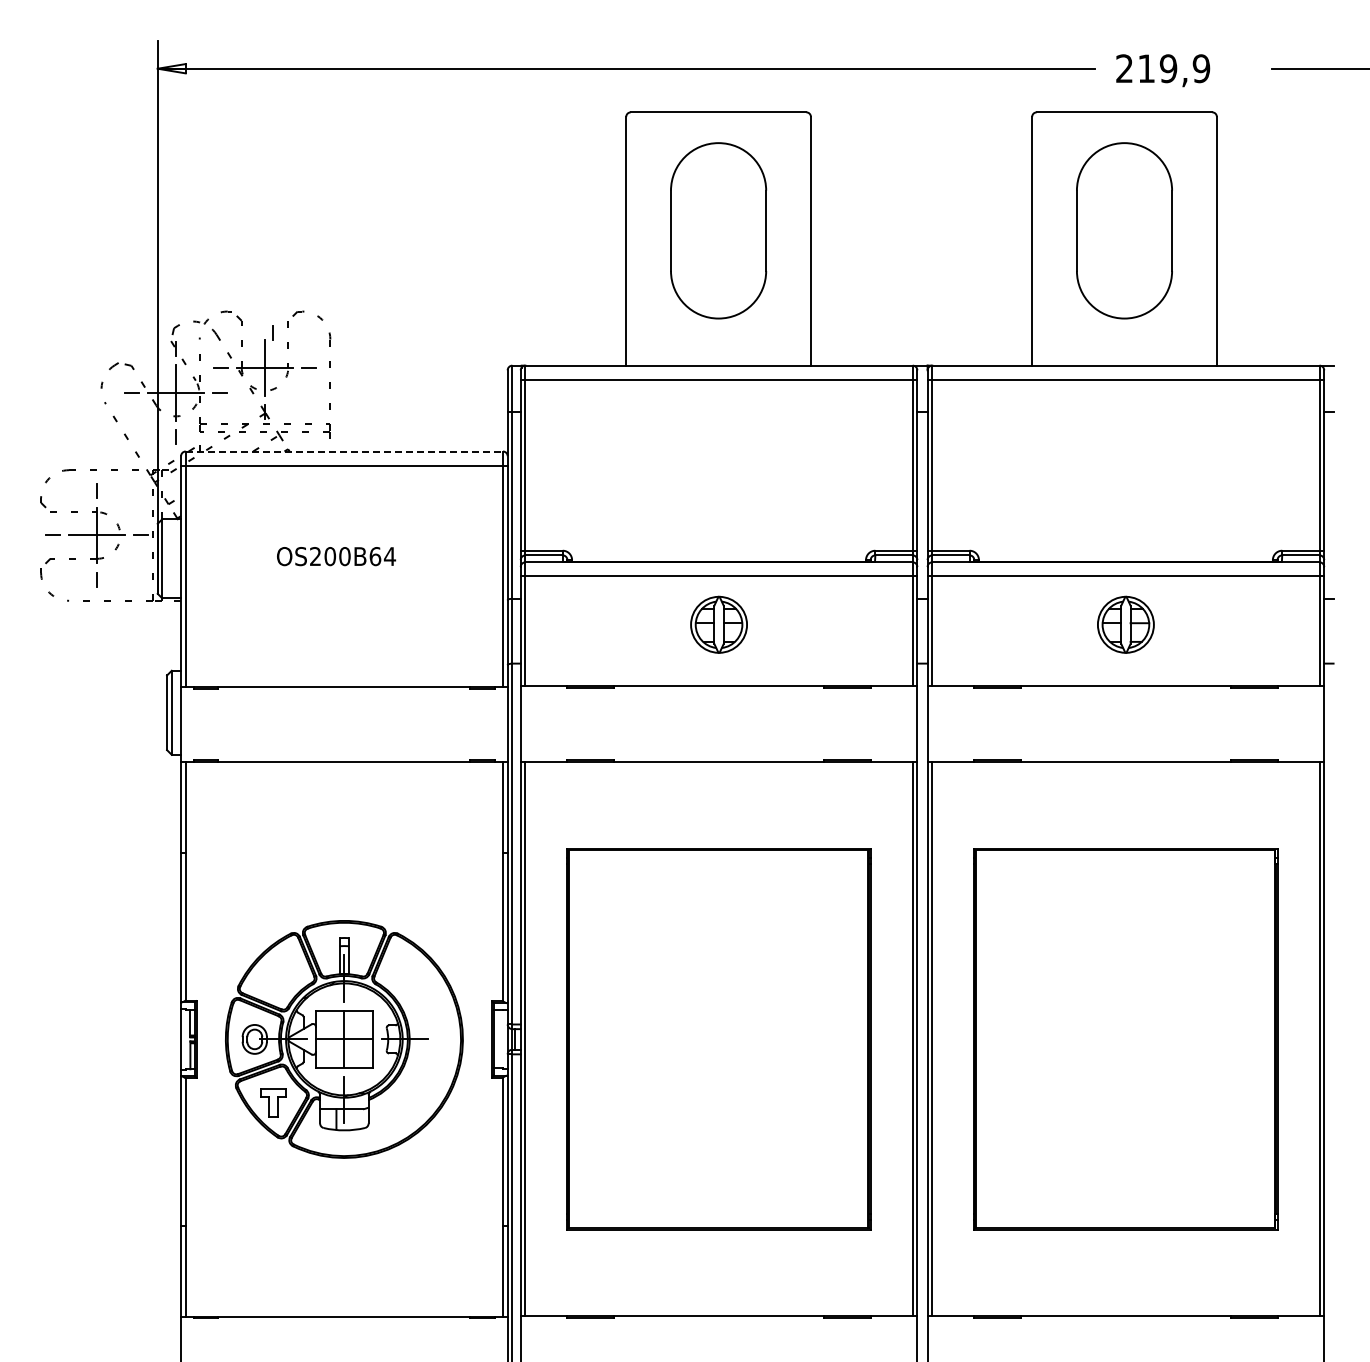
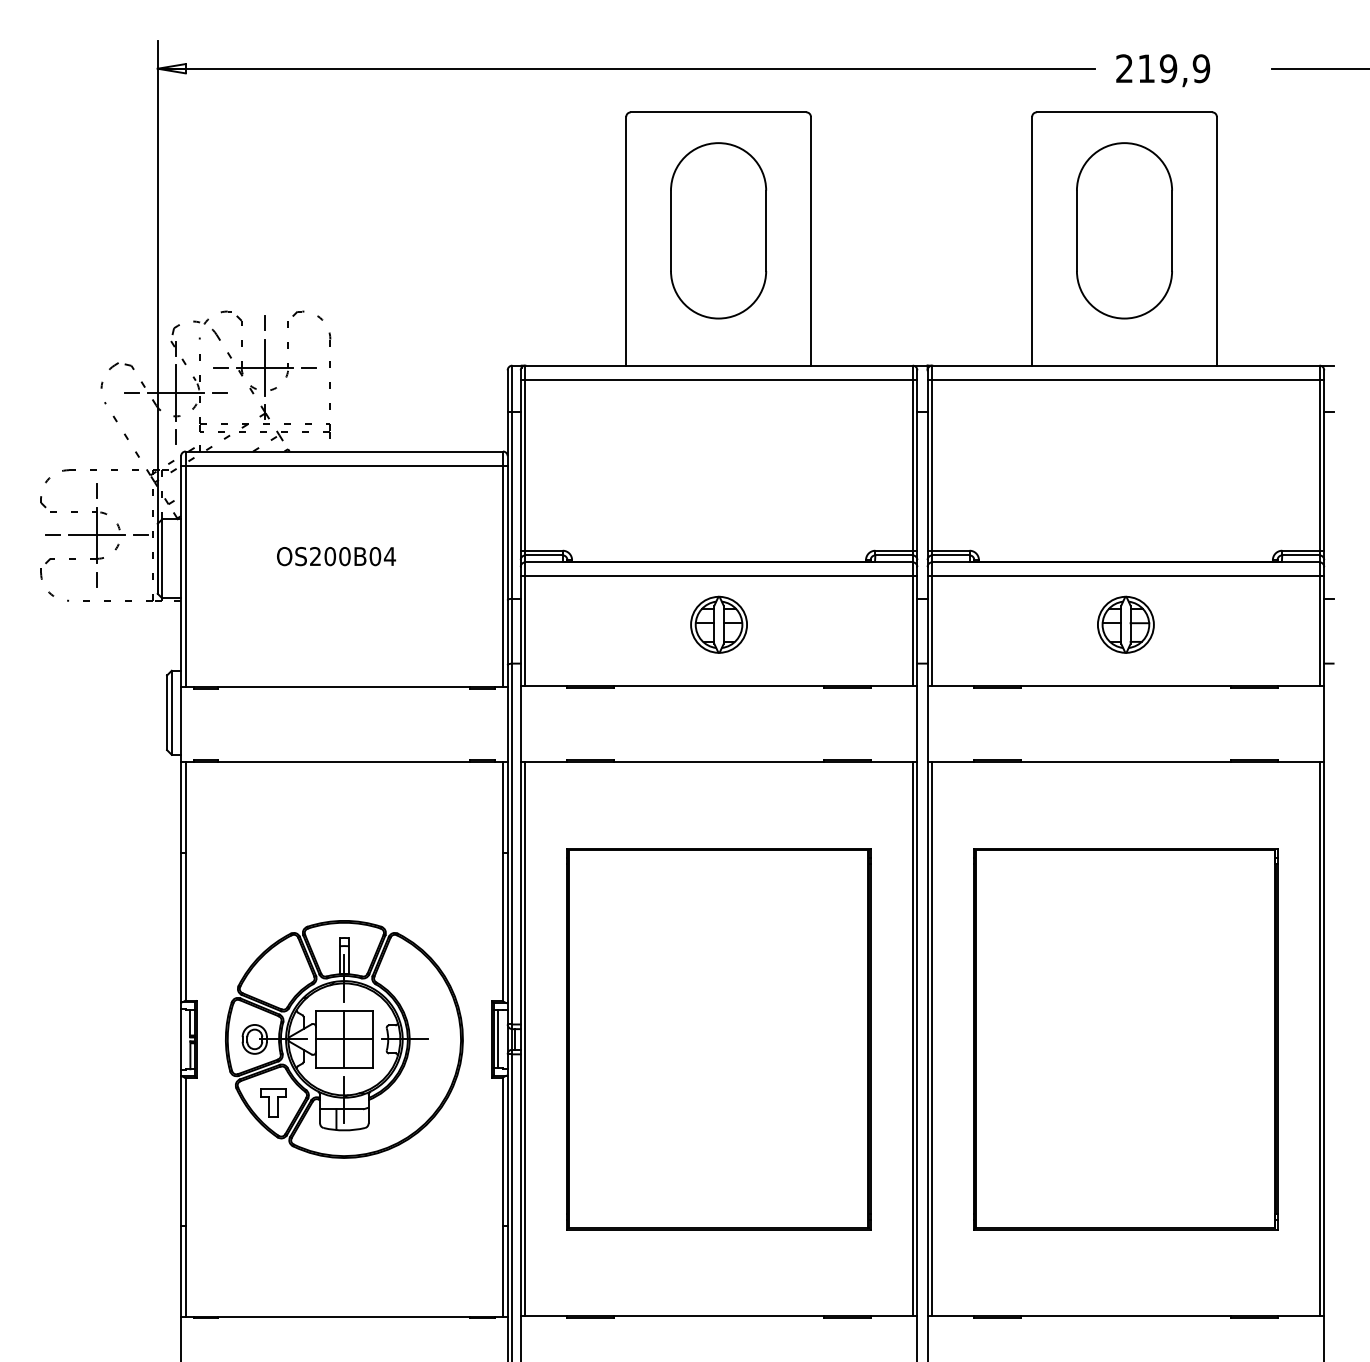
line position: (272, 332) -> (264, 322) (264, 322)
line: dashed -> solid (344, 451)
text: OS200B64 -> OS200B04 (375, 556)
line: none -> present (498, 1039)
